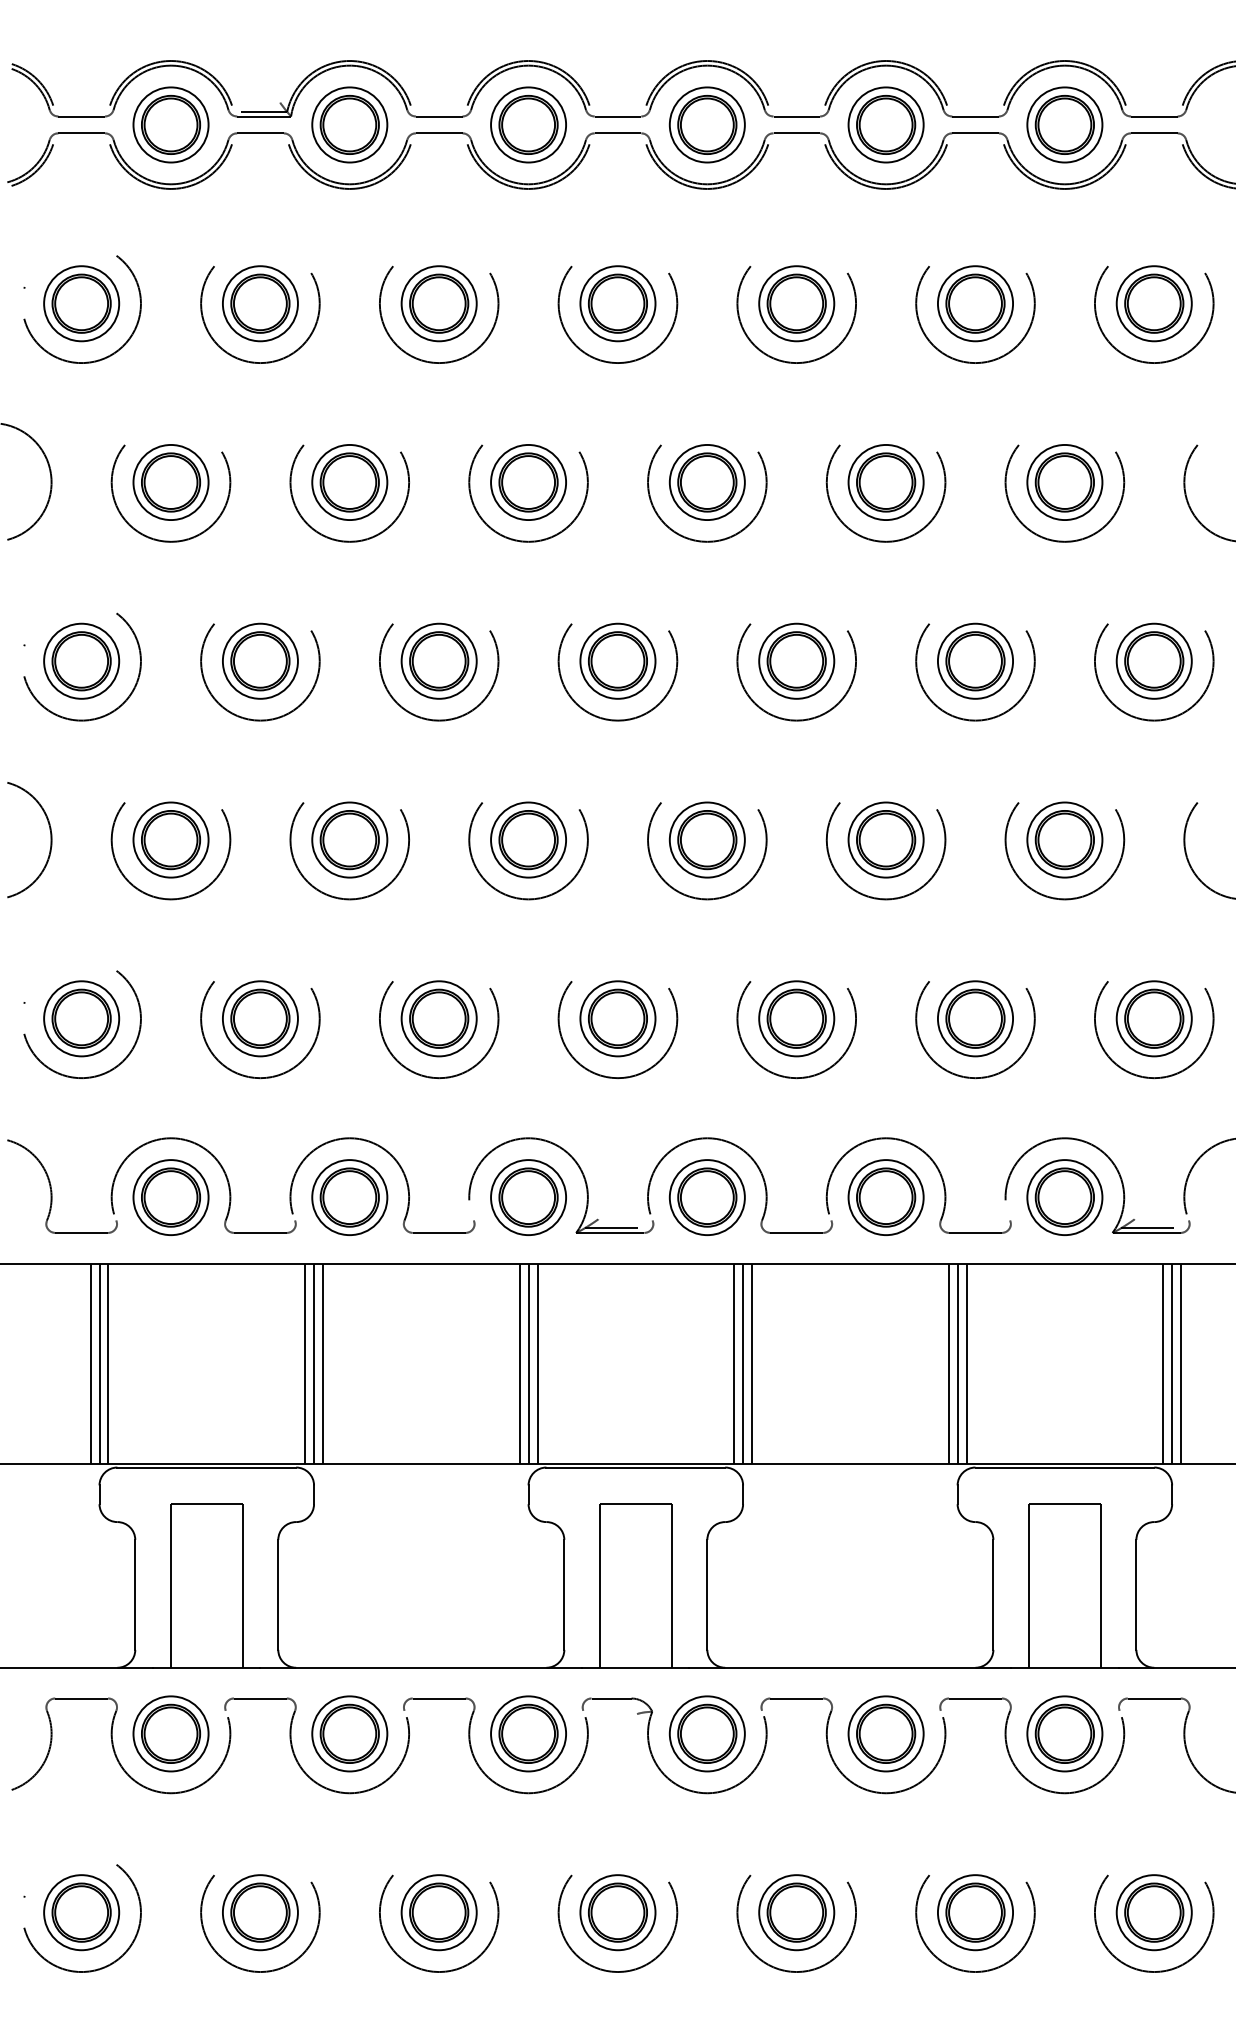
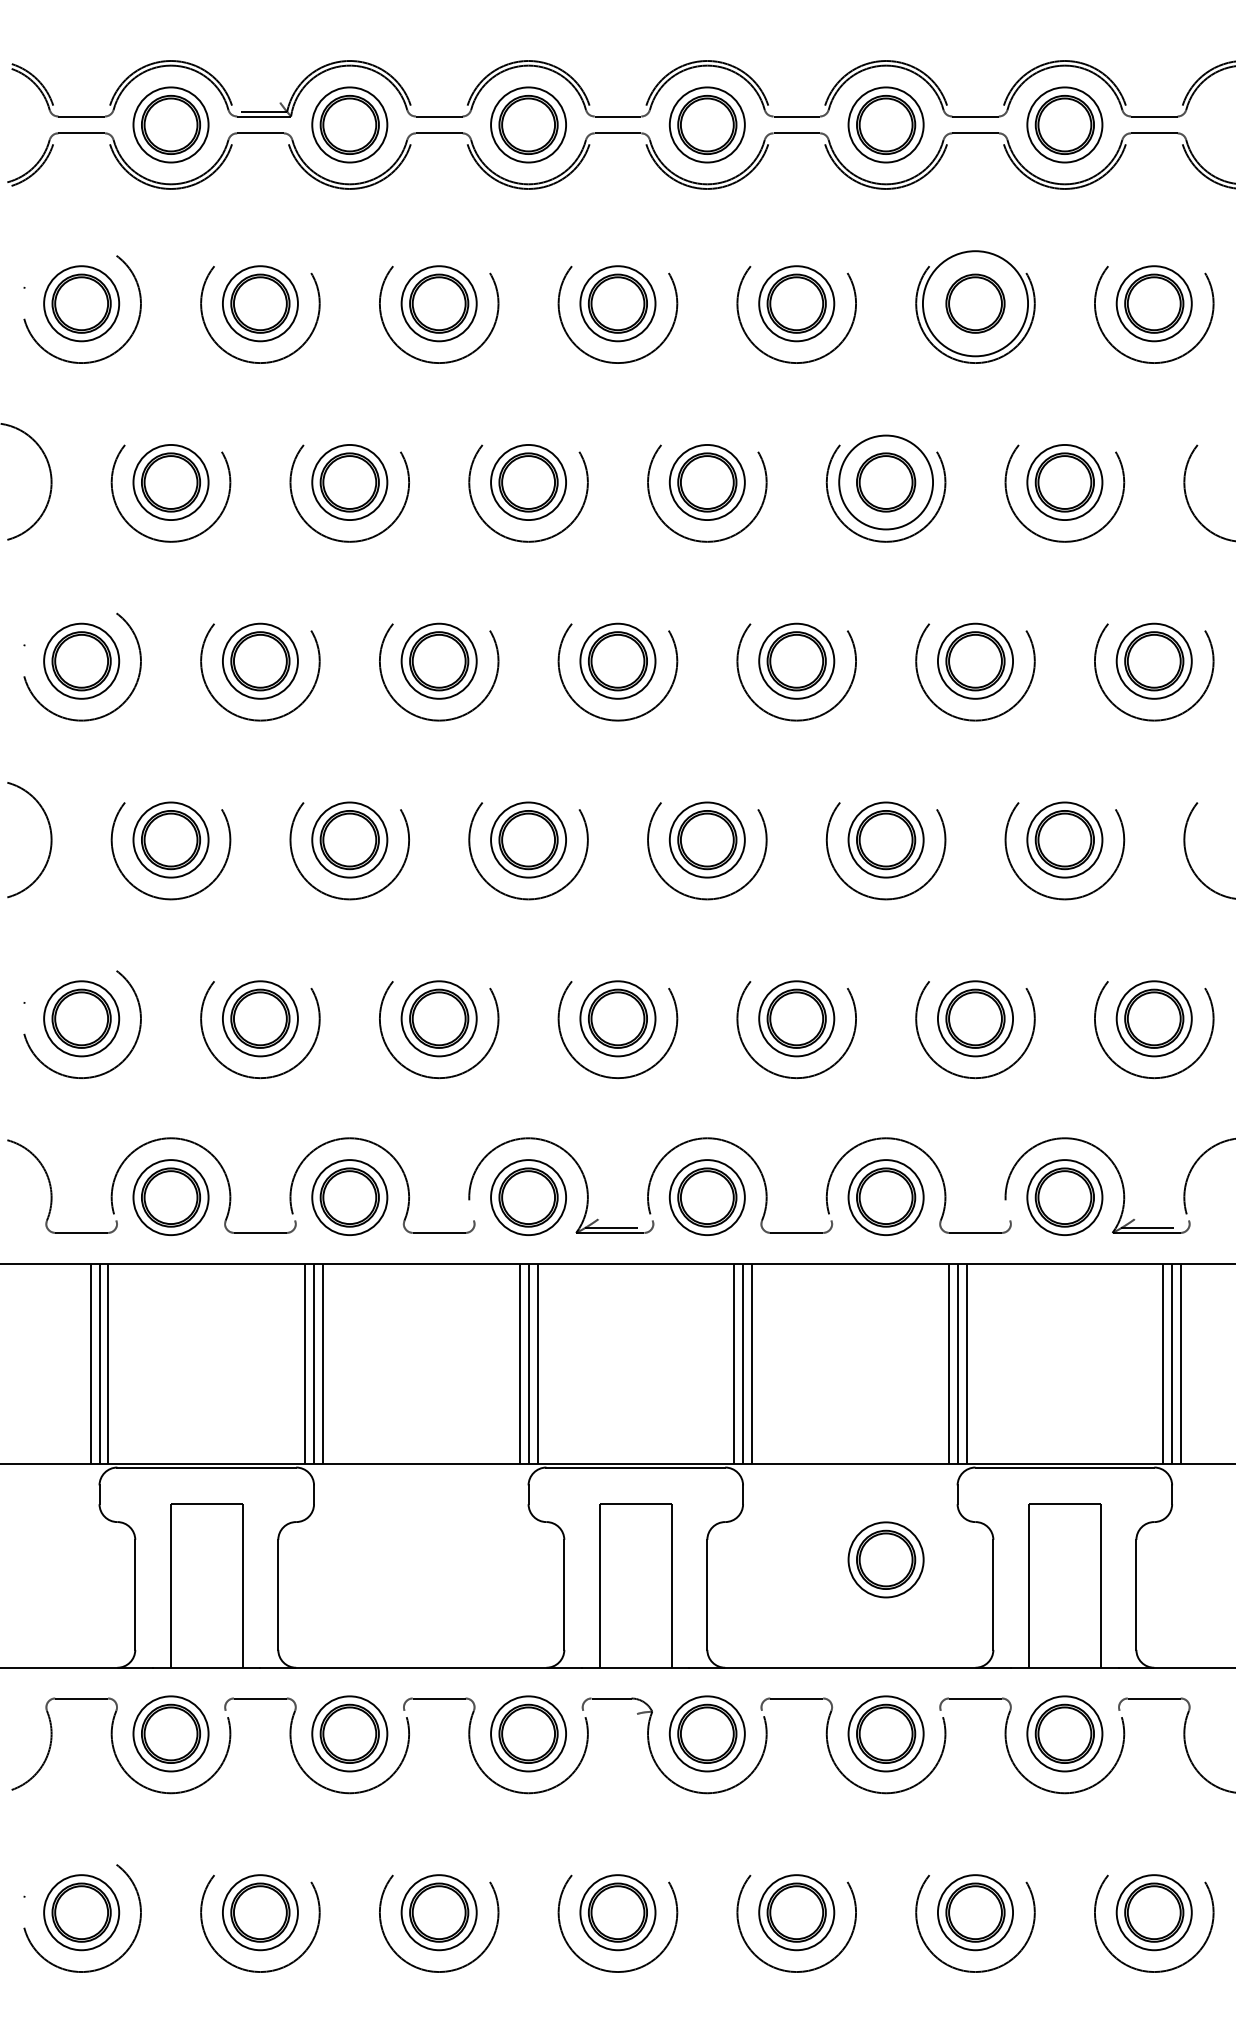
circle diameter: 75 px -> 105 px (975, 303)
circle diameter: 75 px -> 94 px (886, 482)
part: none -> present (885, 1559)
